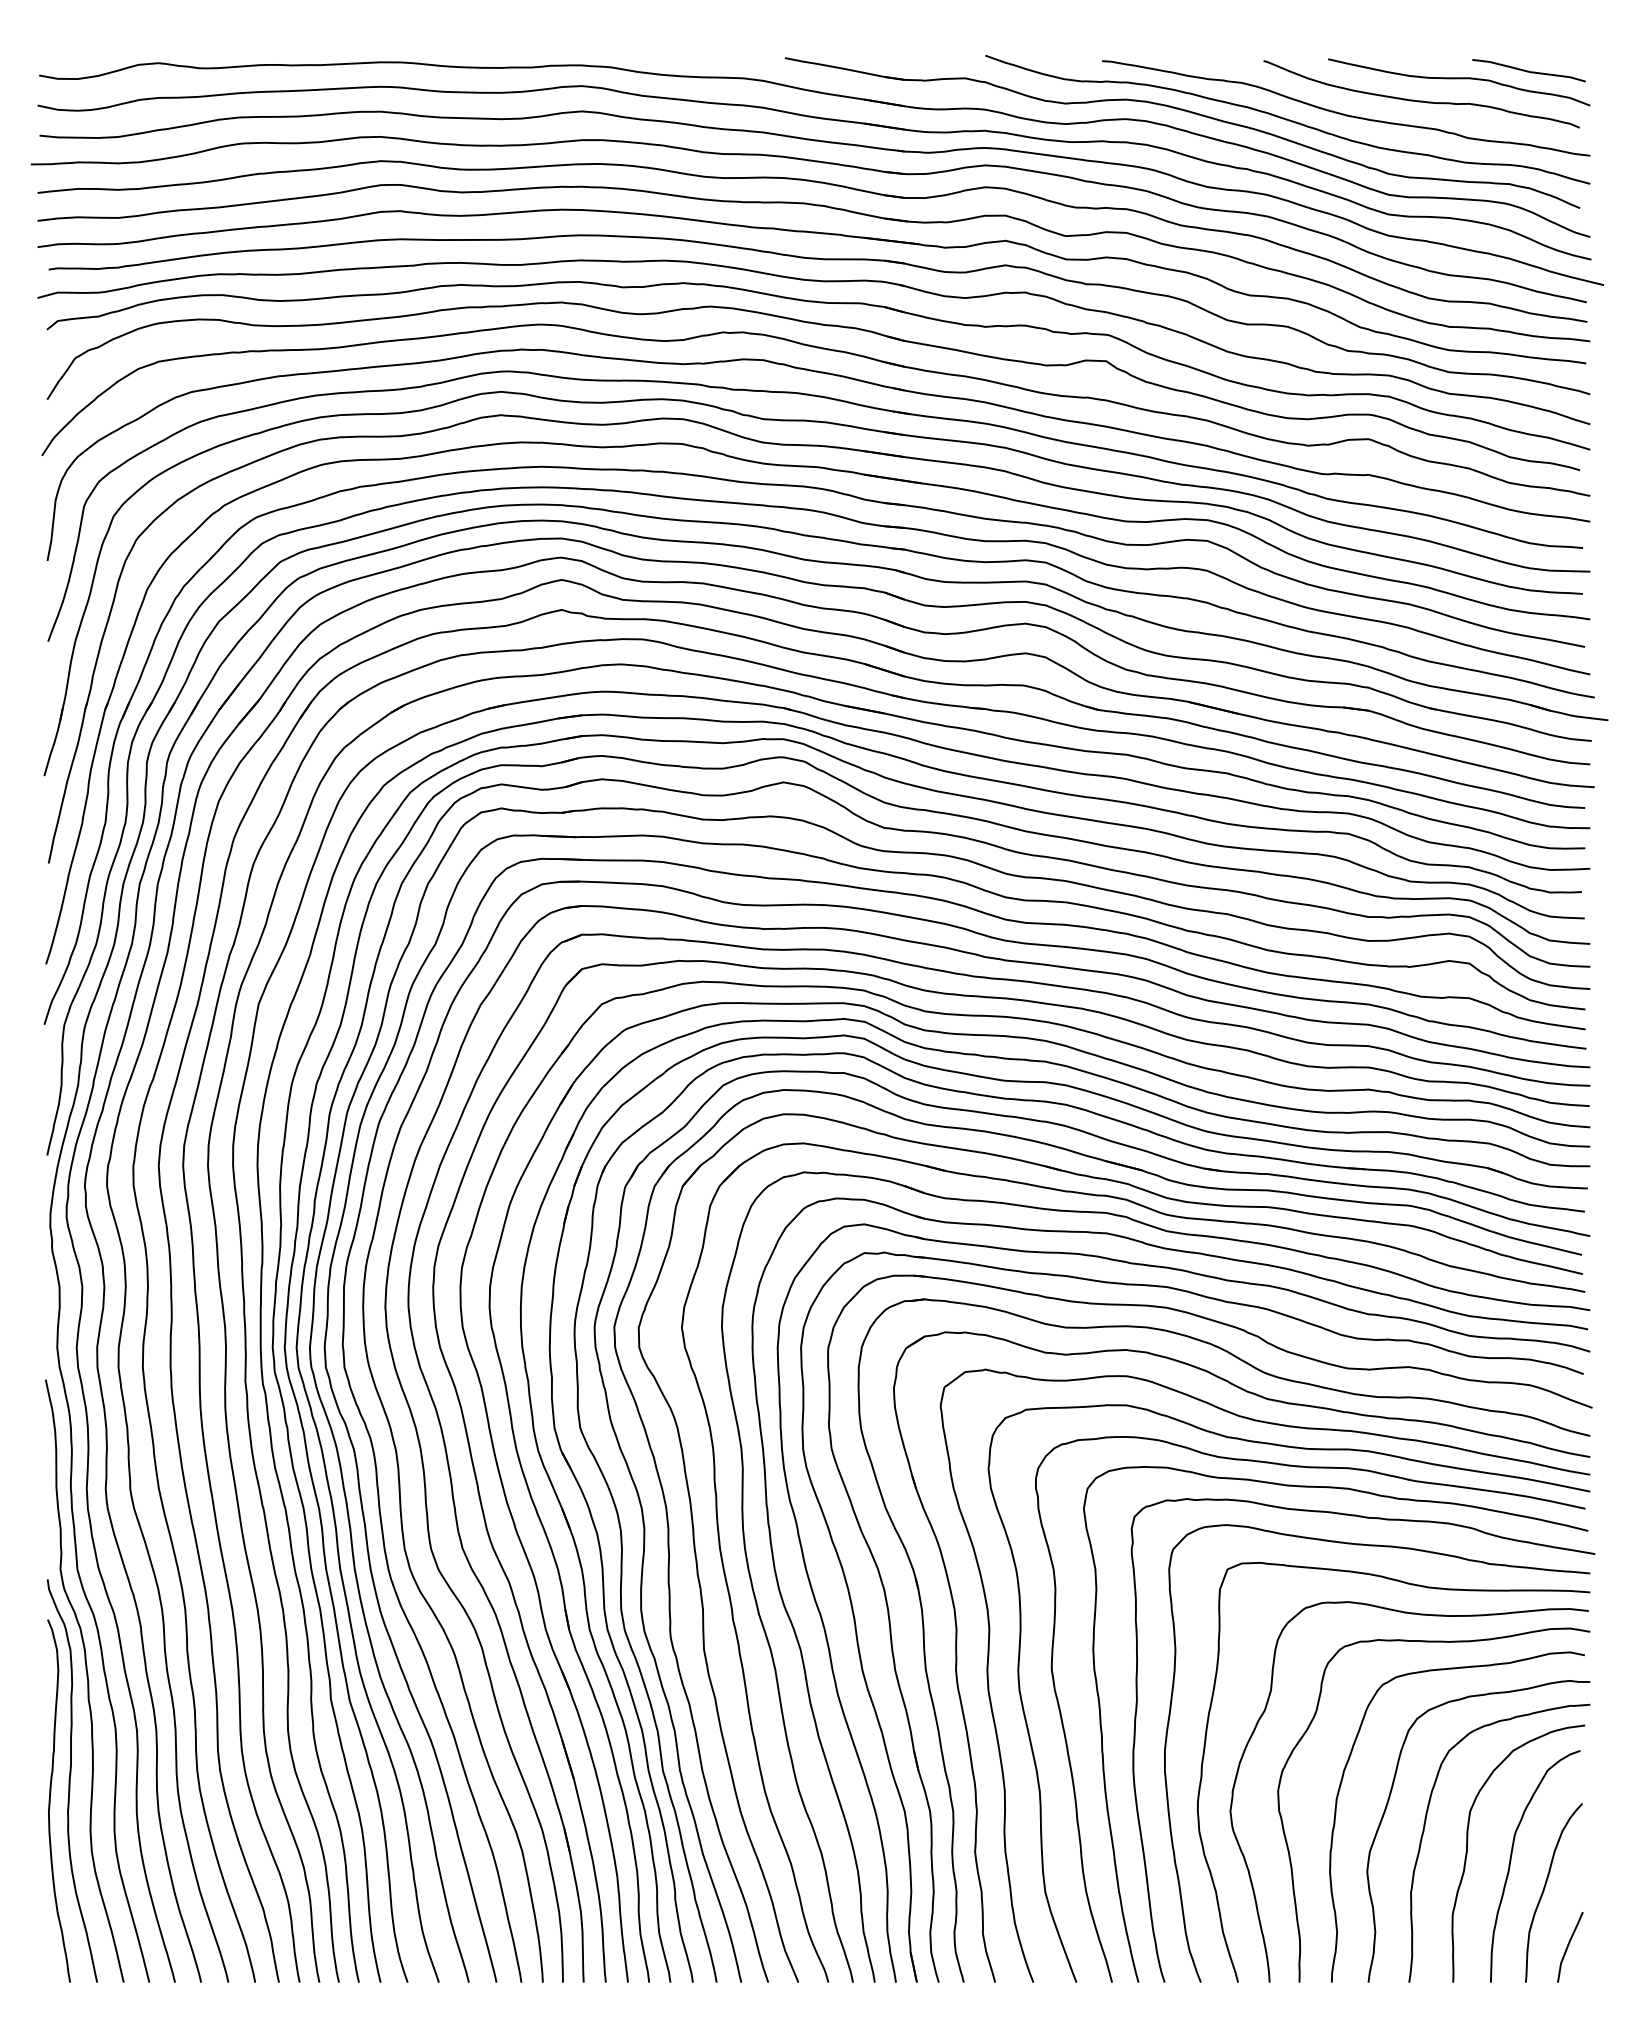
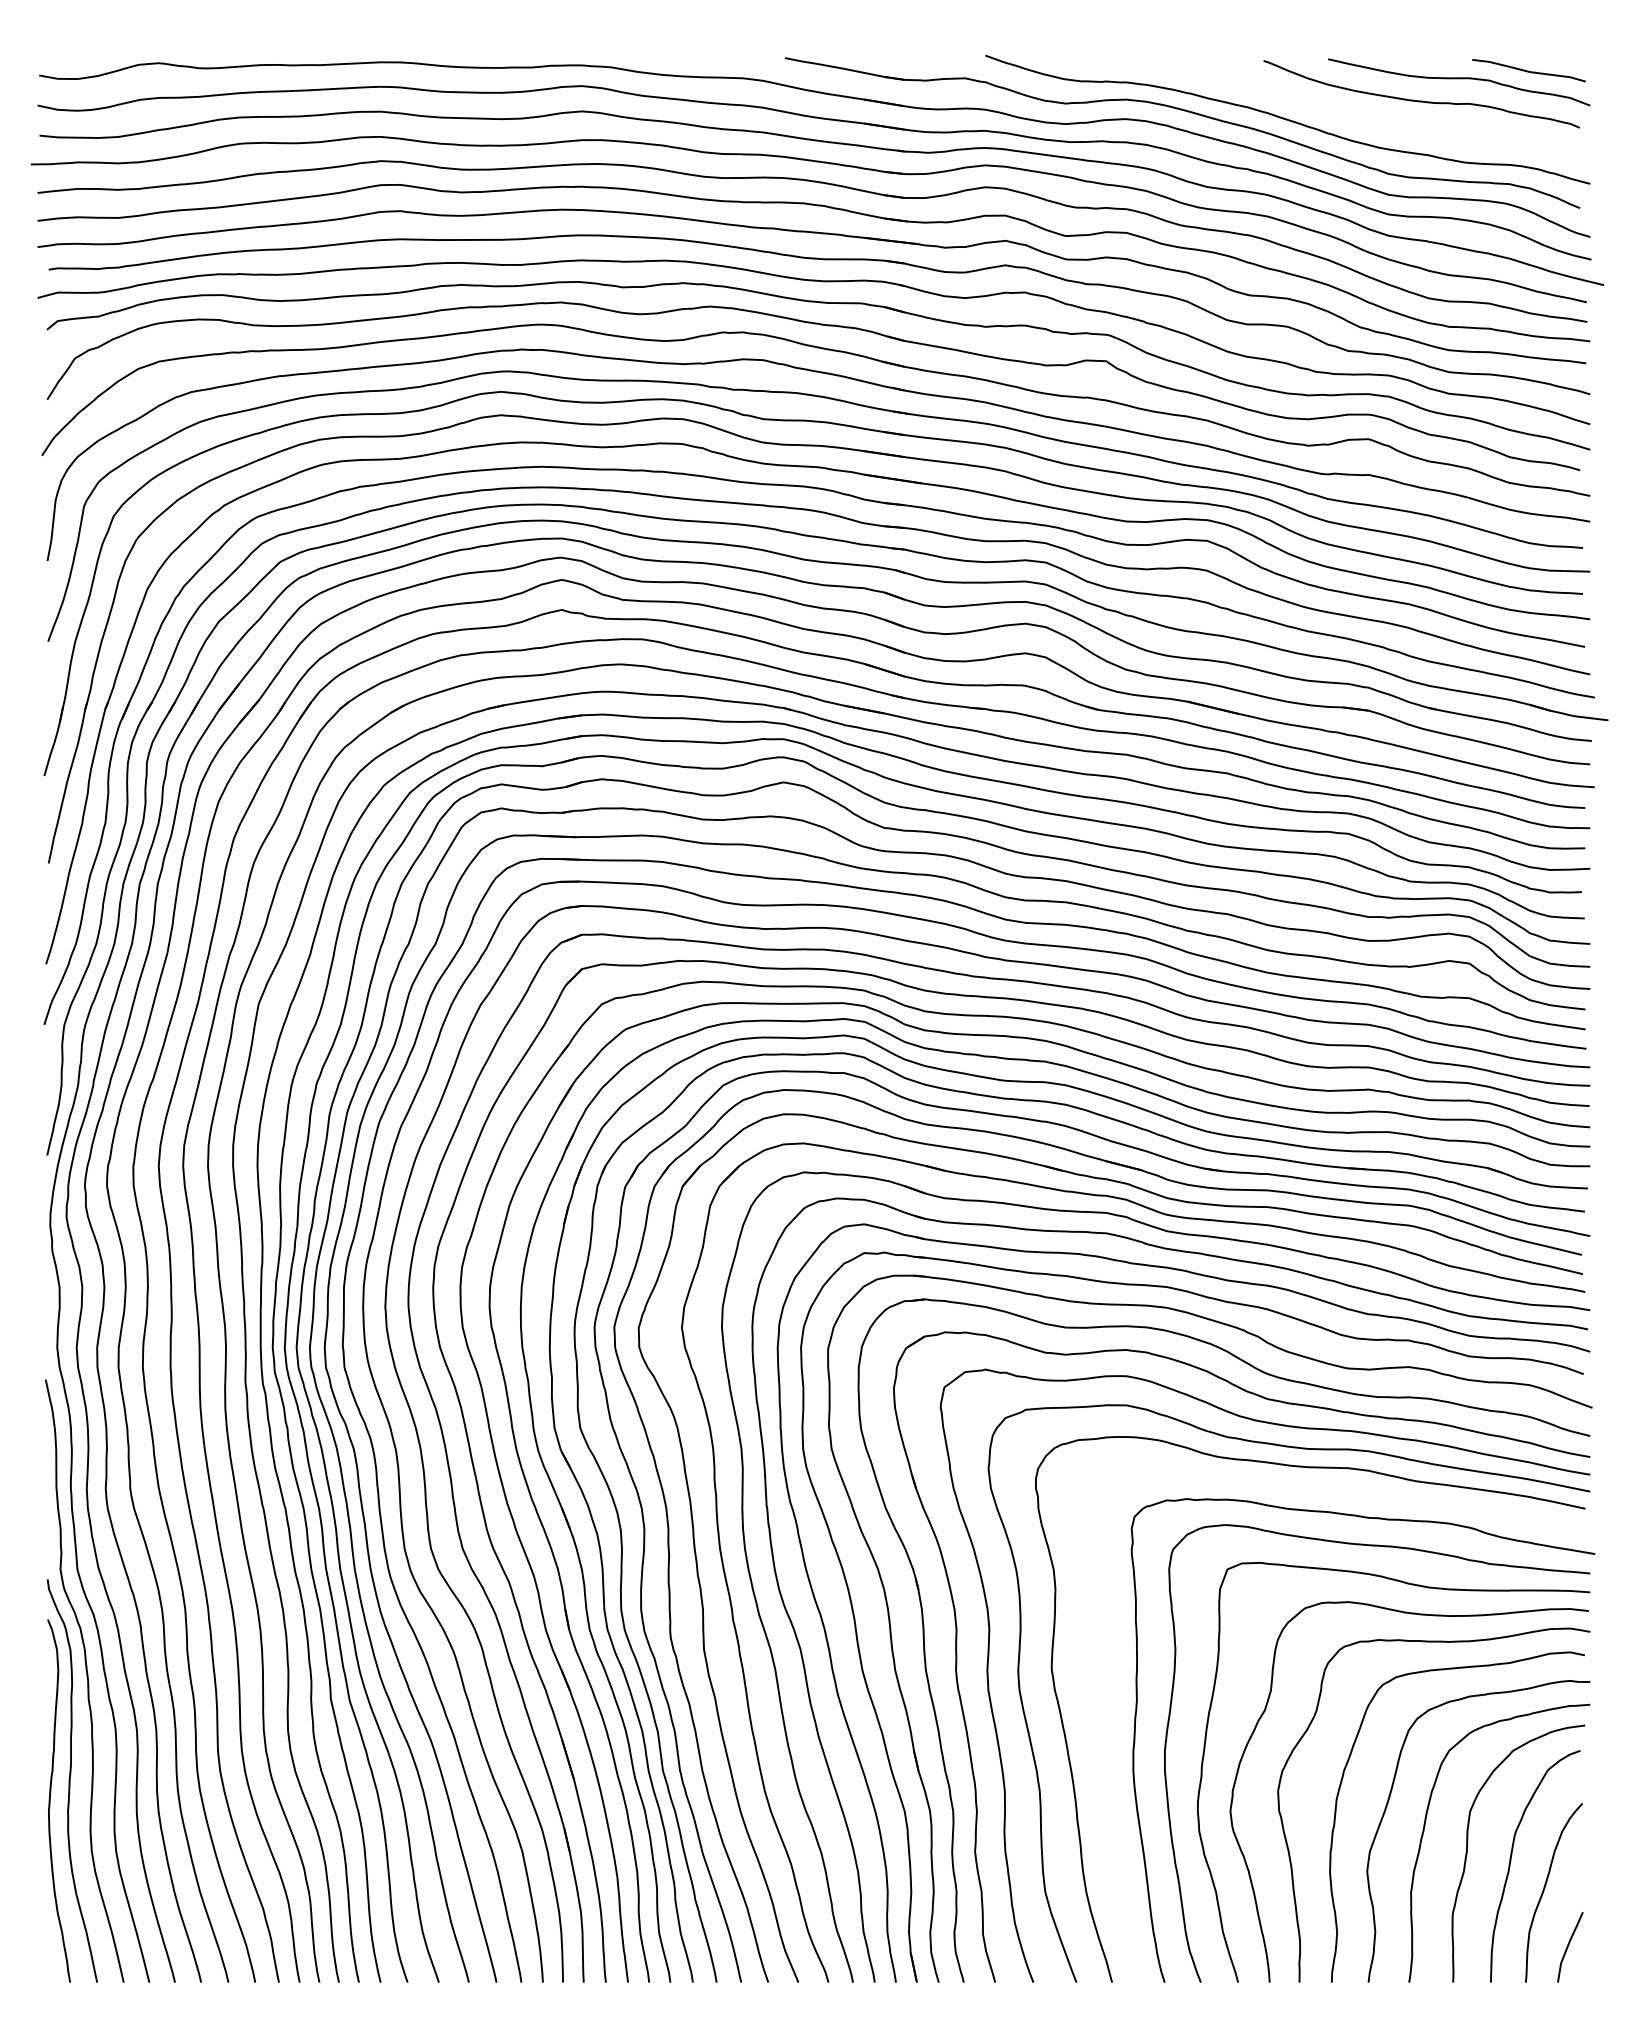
curve: present -> none (1344, 113)
curve: present -> none (1378, 1496)
